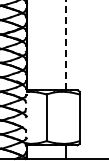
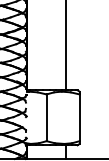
line: dashed -> solid (65, 45)
